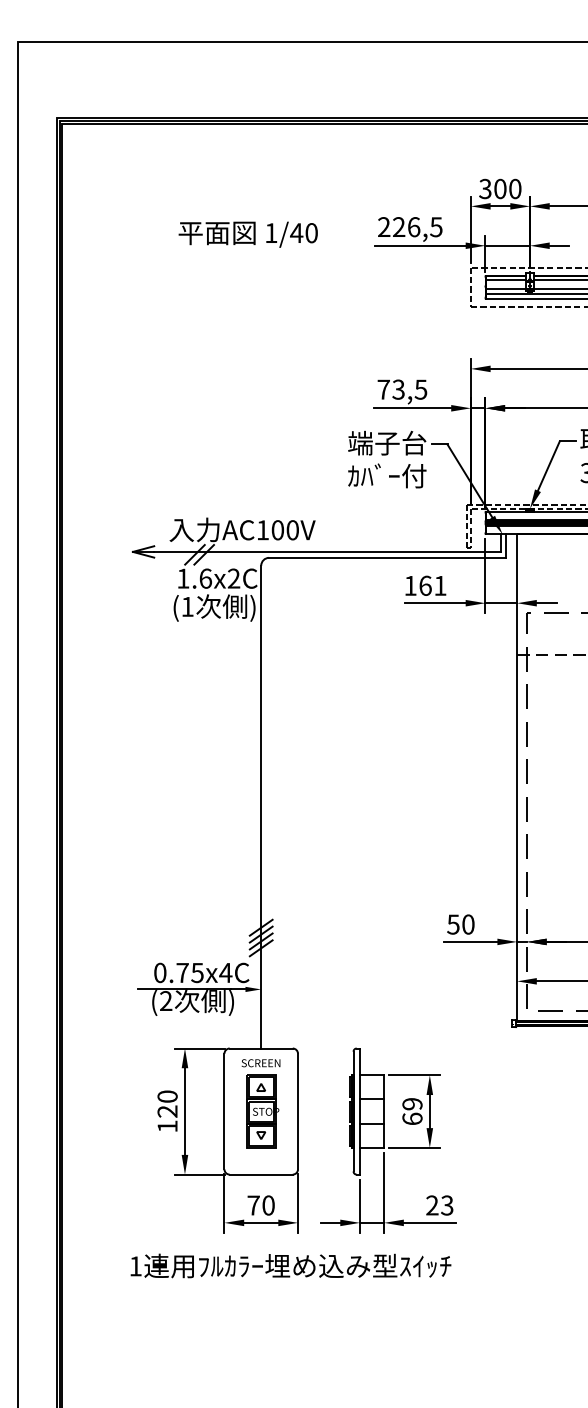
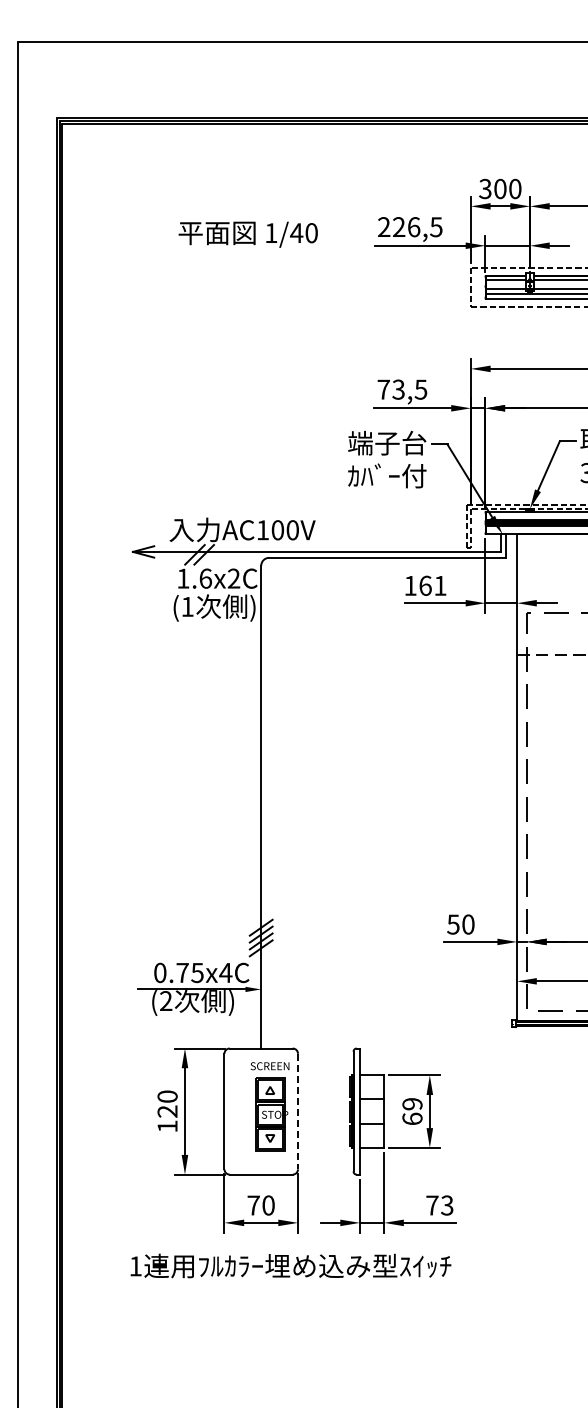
part position: (260, 1103) -> (269, 1106) (269, 1106)
line: solid -> dashed (298, 1111)
text: 23 -> 73 (432, 1205)
